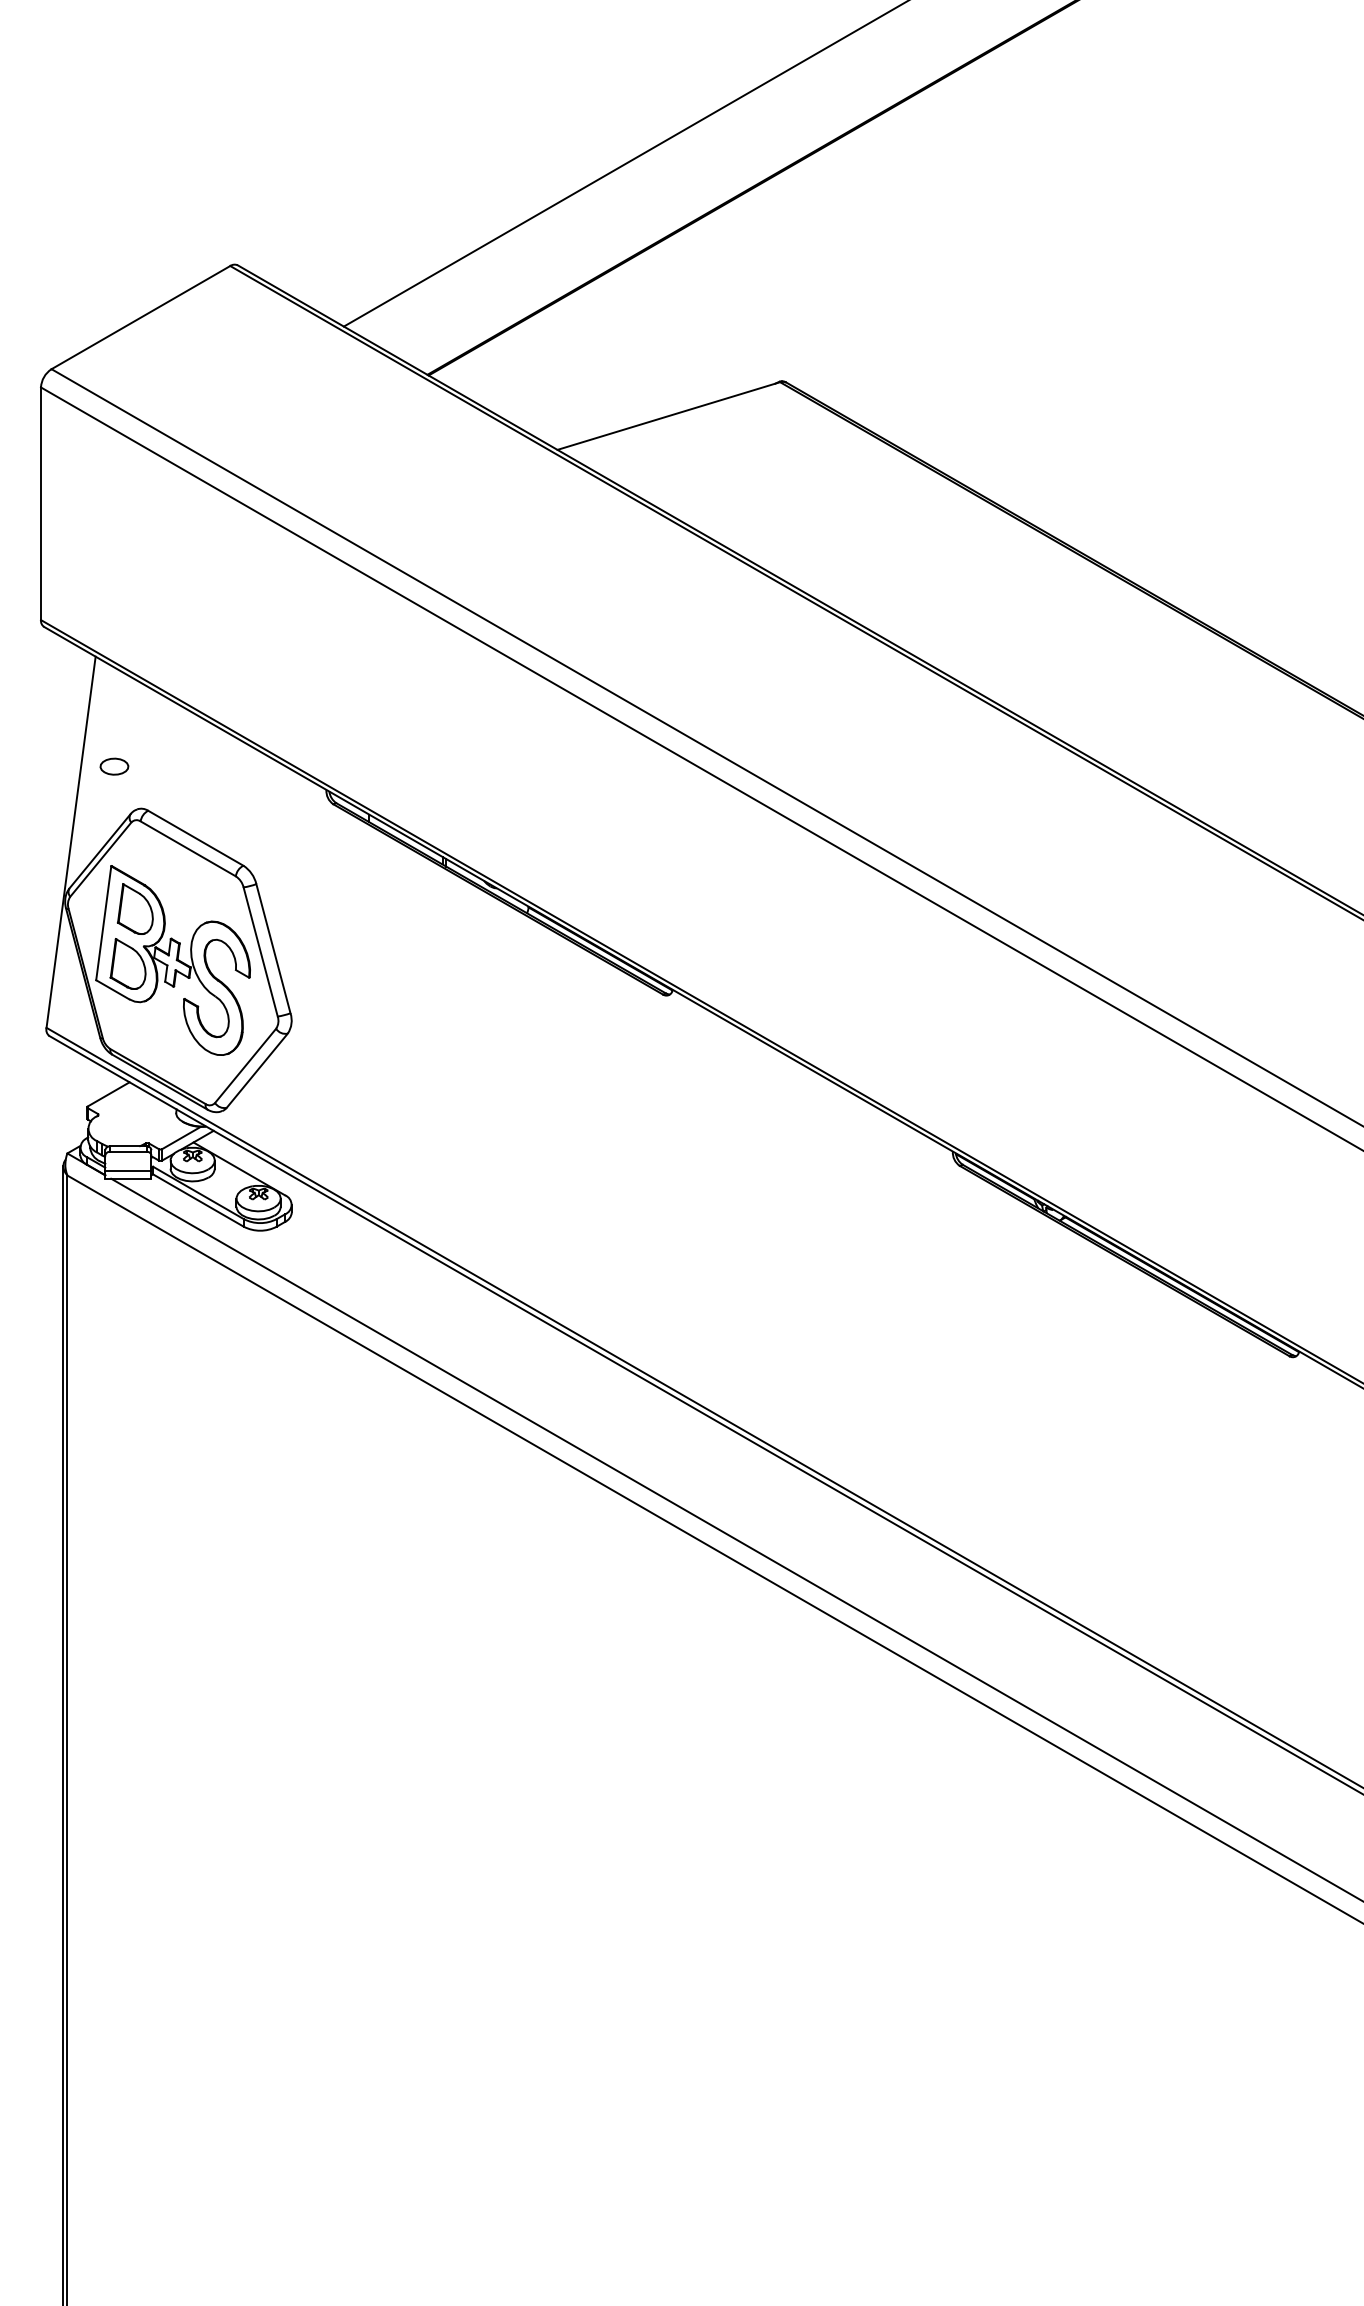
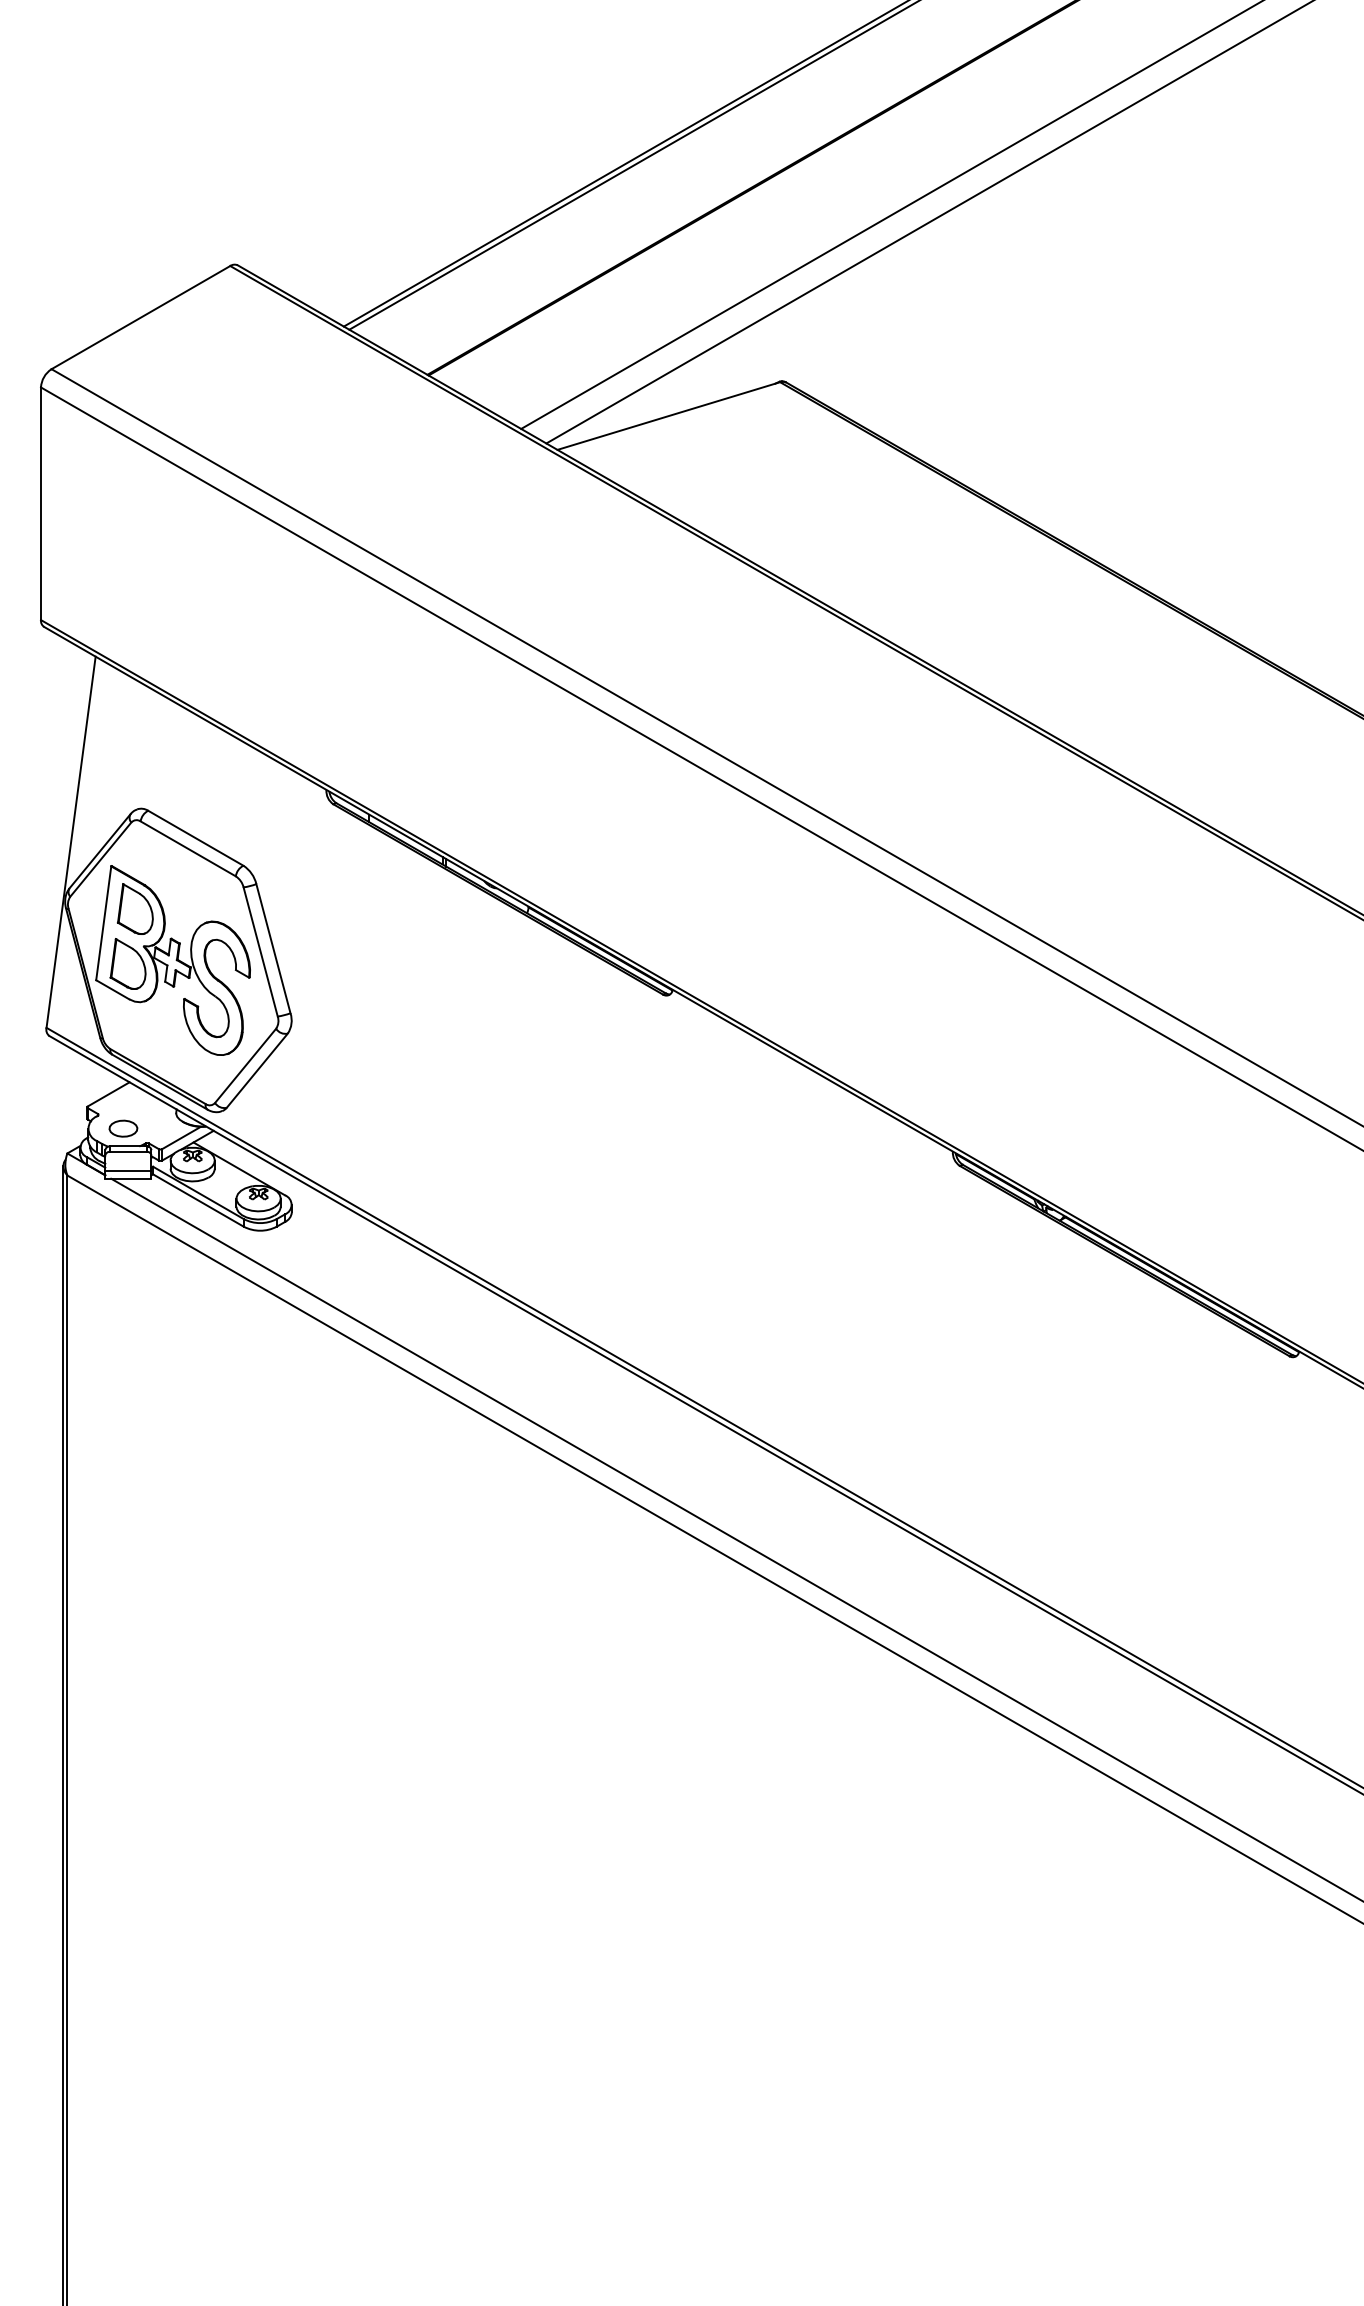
line: none -> present (632, 165)
line: none -> present (890, 215)
line: none -> present (928, 222)
part position: (114, 766) -> (123, 1128) (123, 1128)
